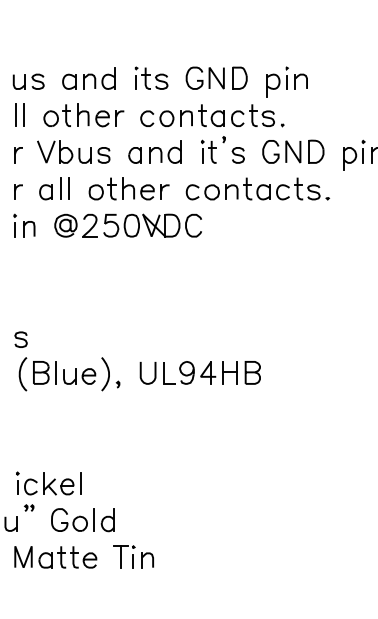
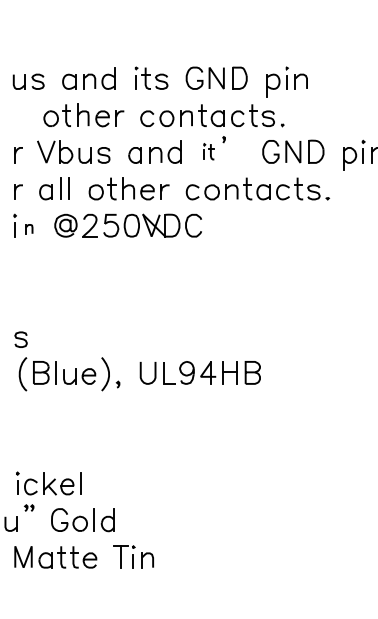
part: present -> none (19, 114)
part size: 16x25 px -> 12x18 px (208, 151)
curve: present -> none (237, 155)
part size: 13x17 px -> 9x11 px (29, 229)
